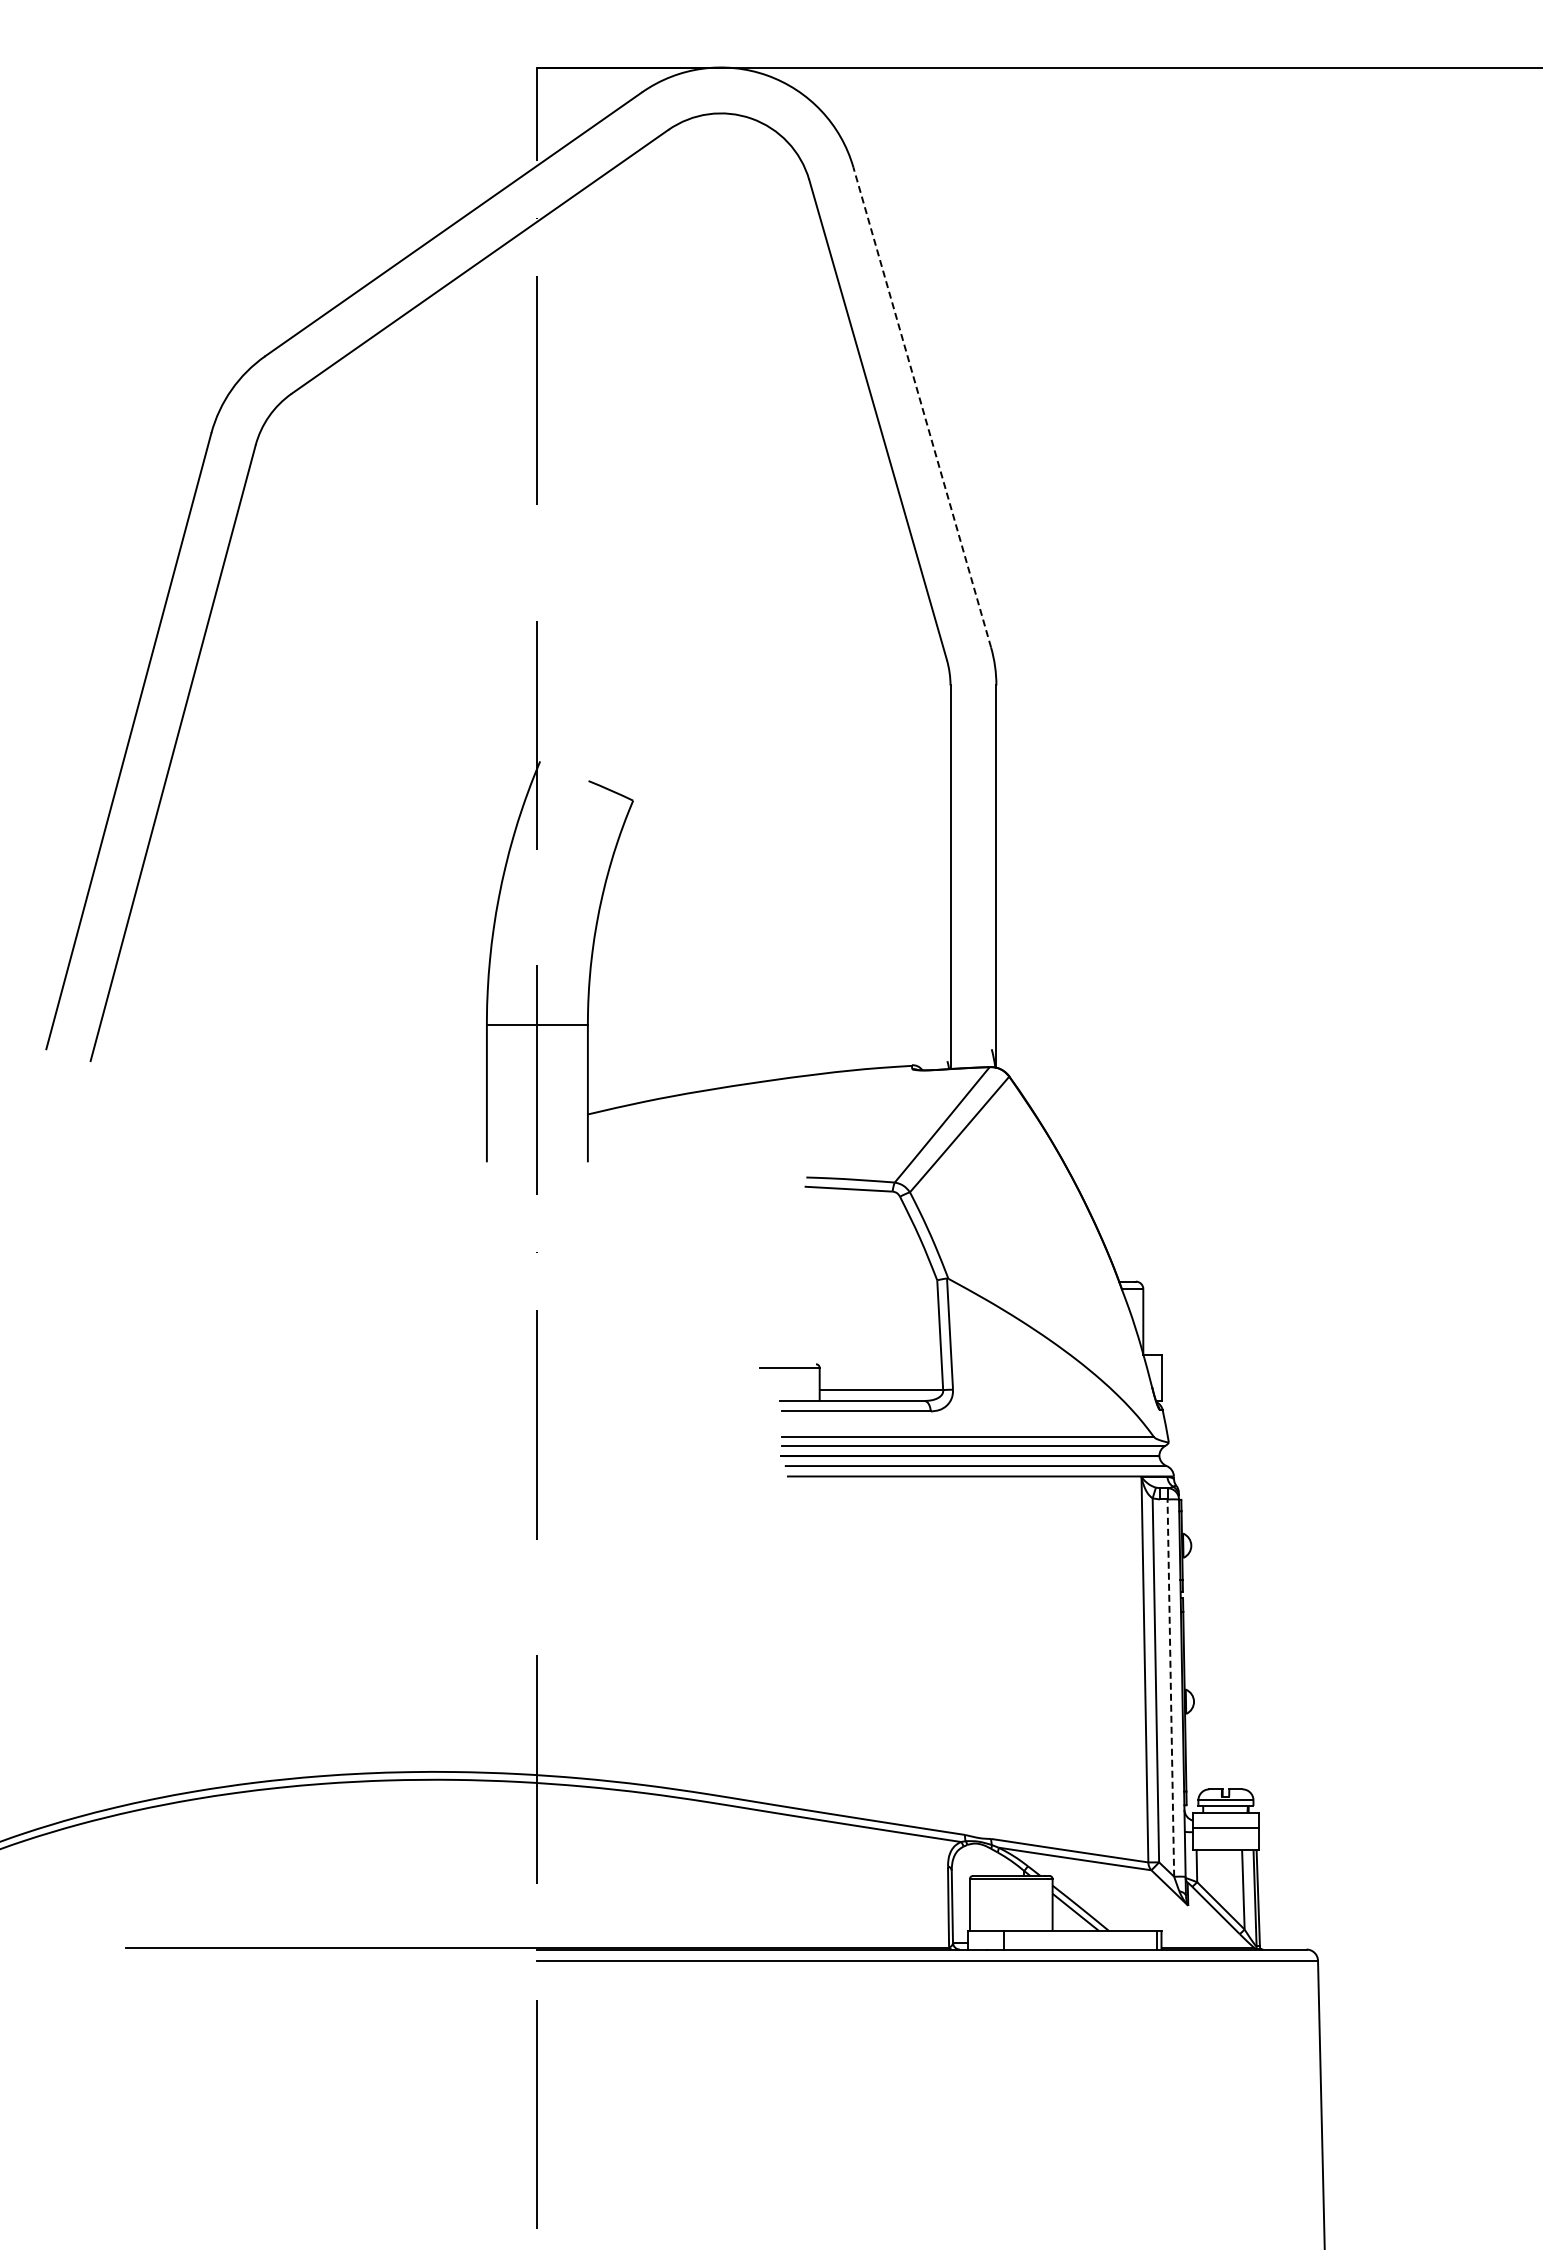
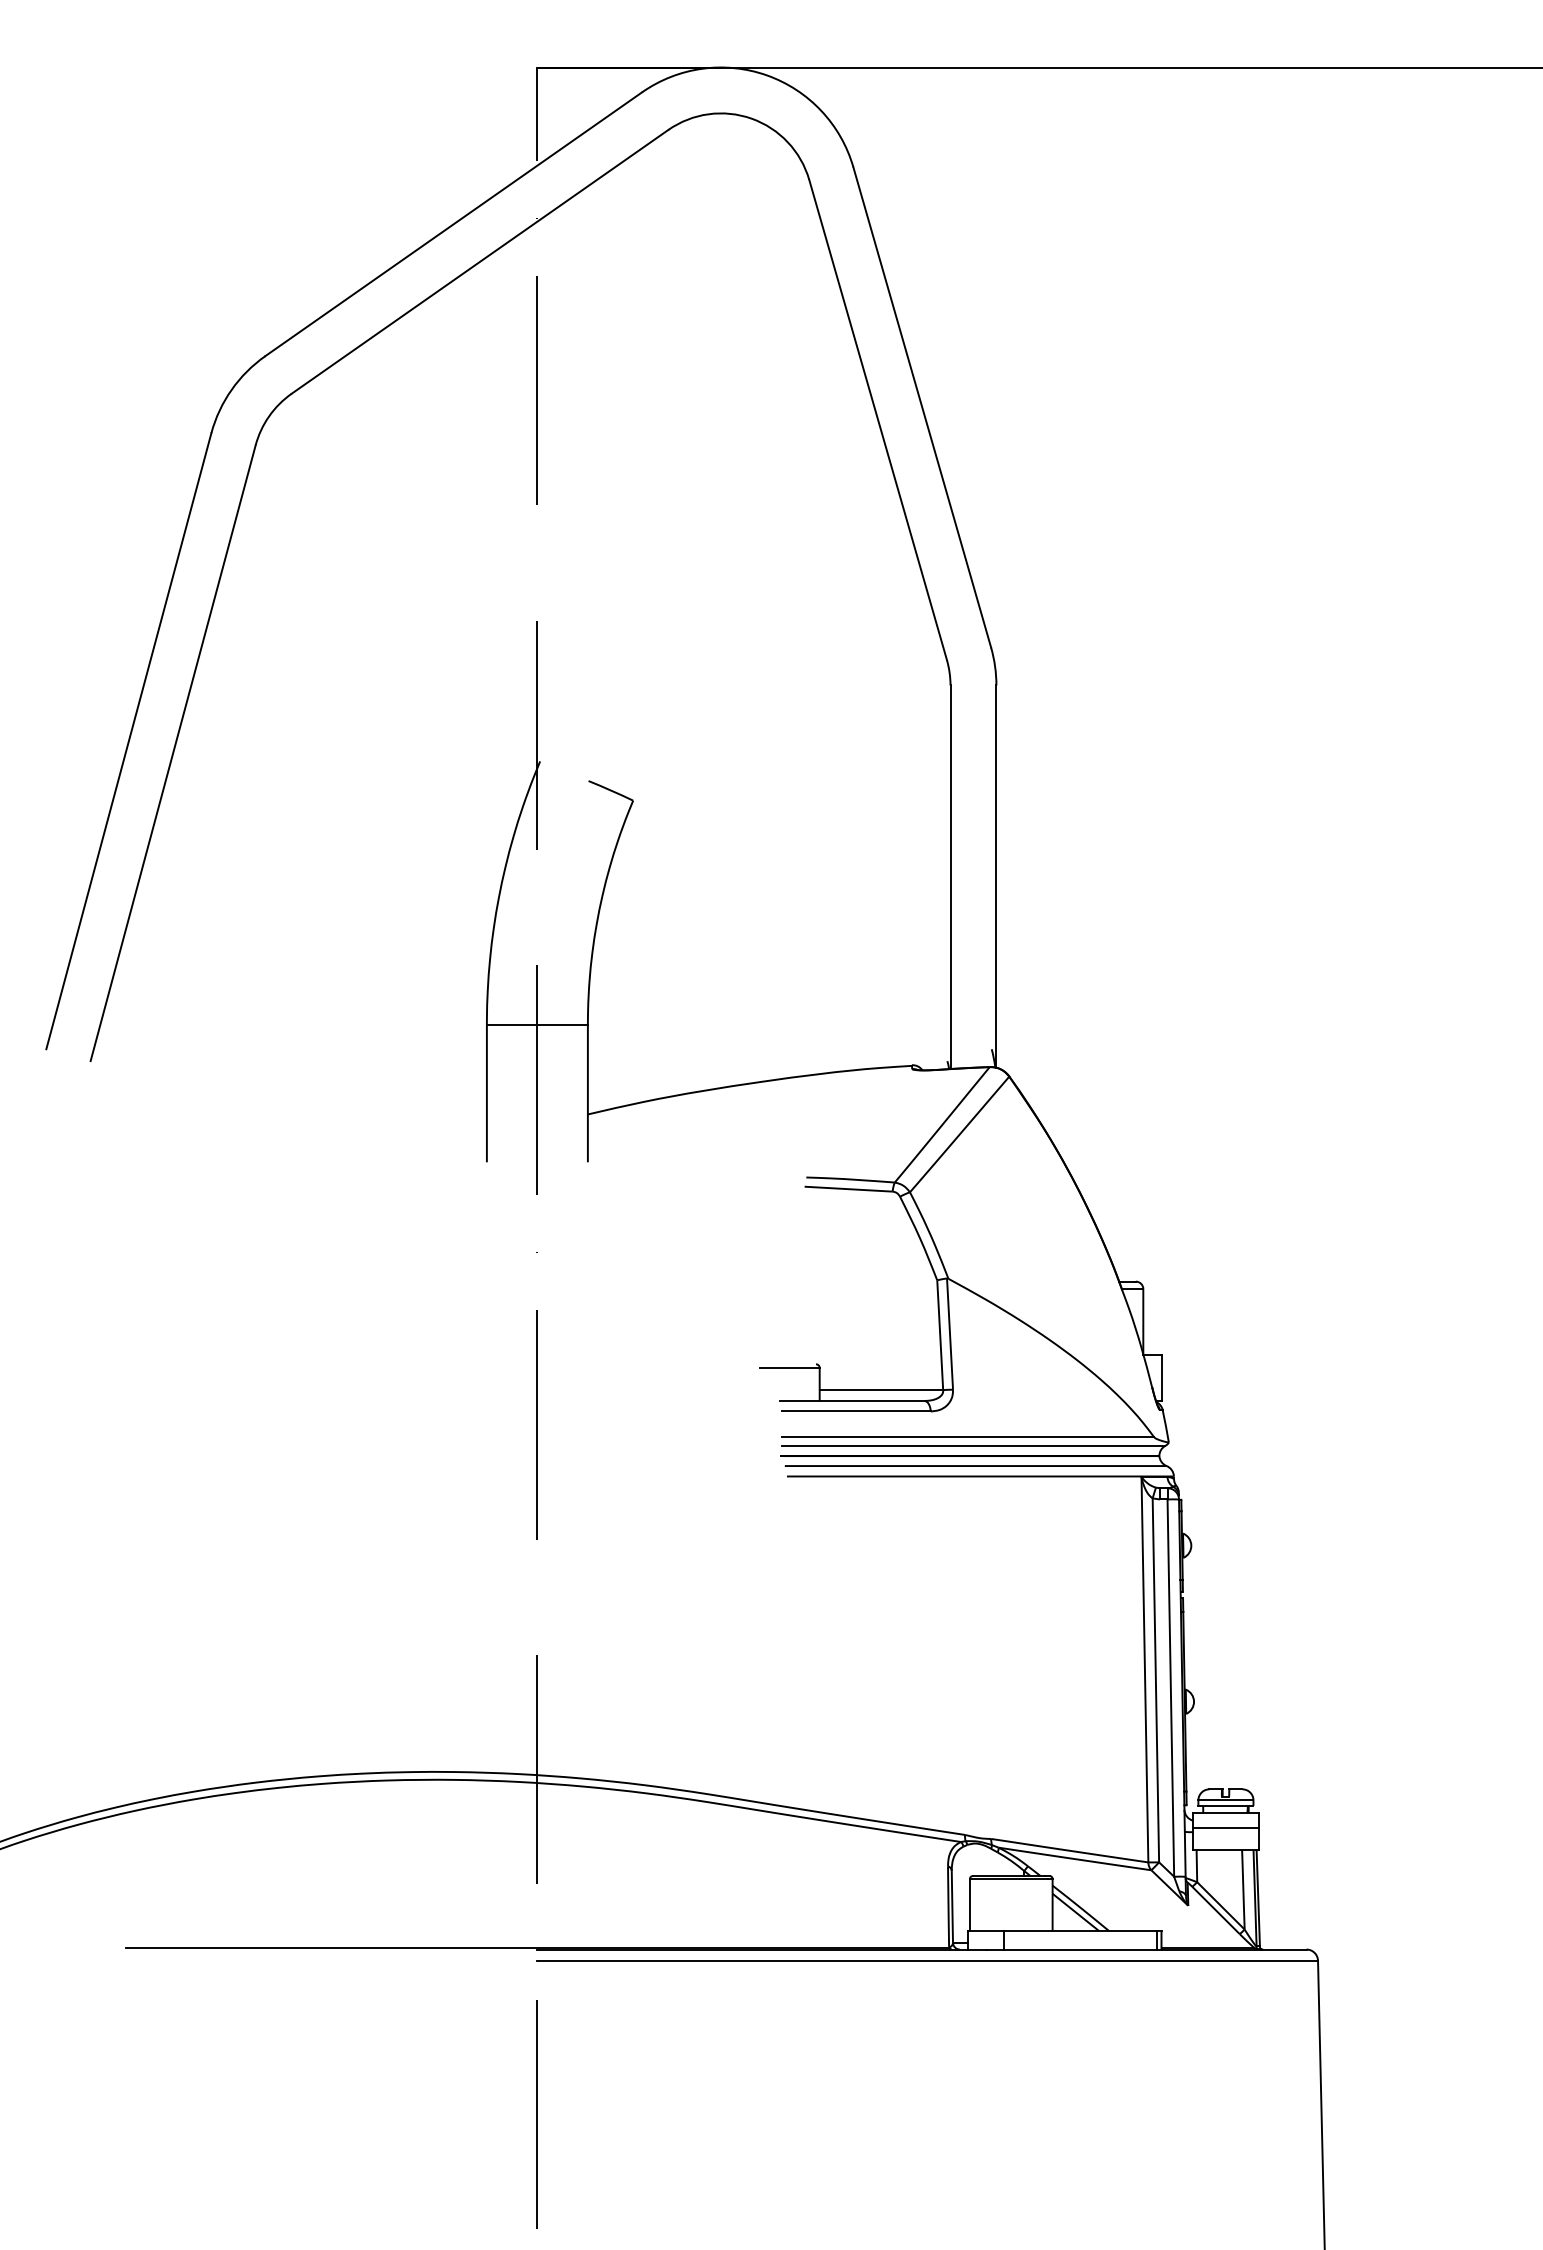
line: dashed -> solid (922, 407)
line: dashed -> solid (1170, 1688)
